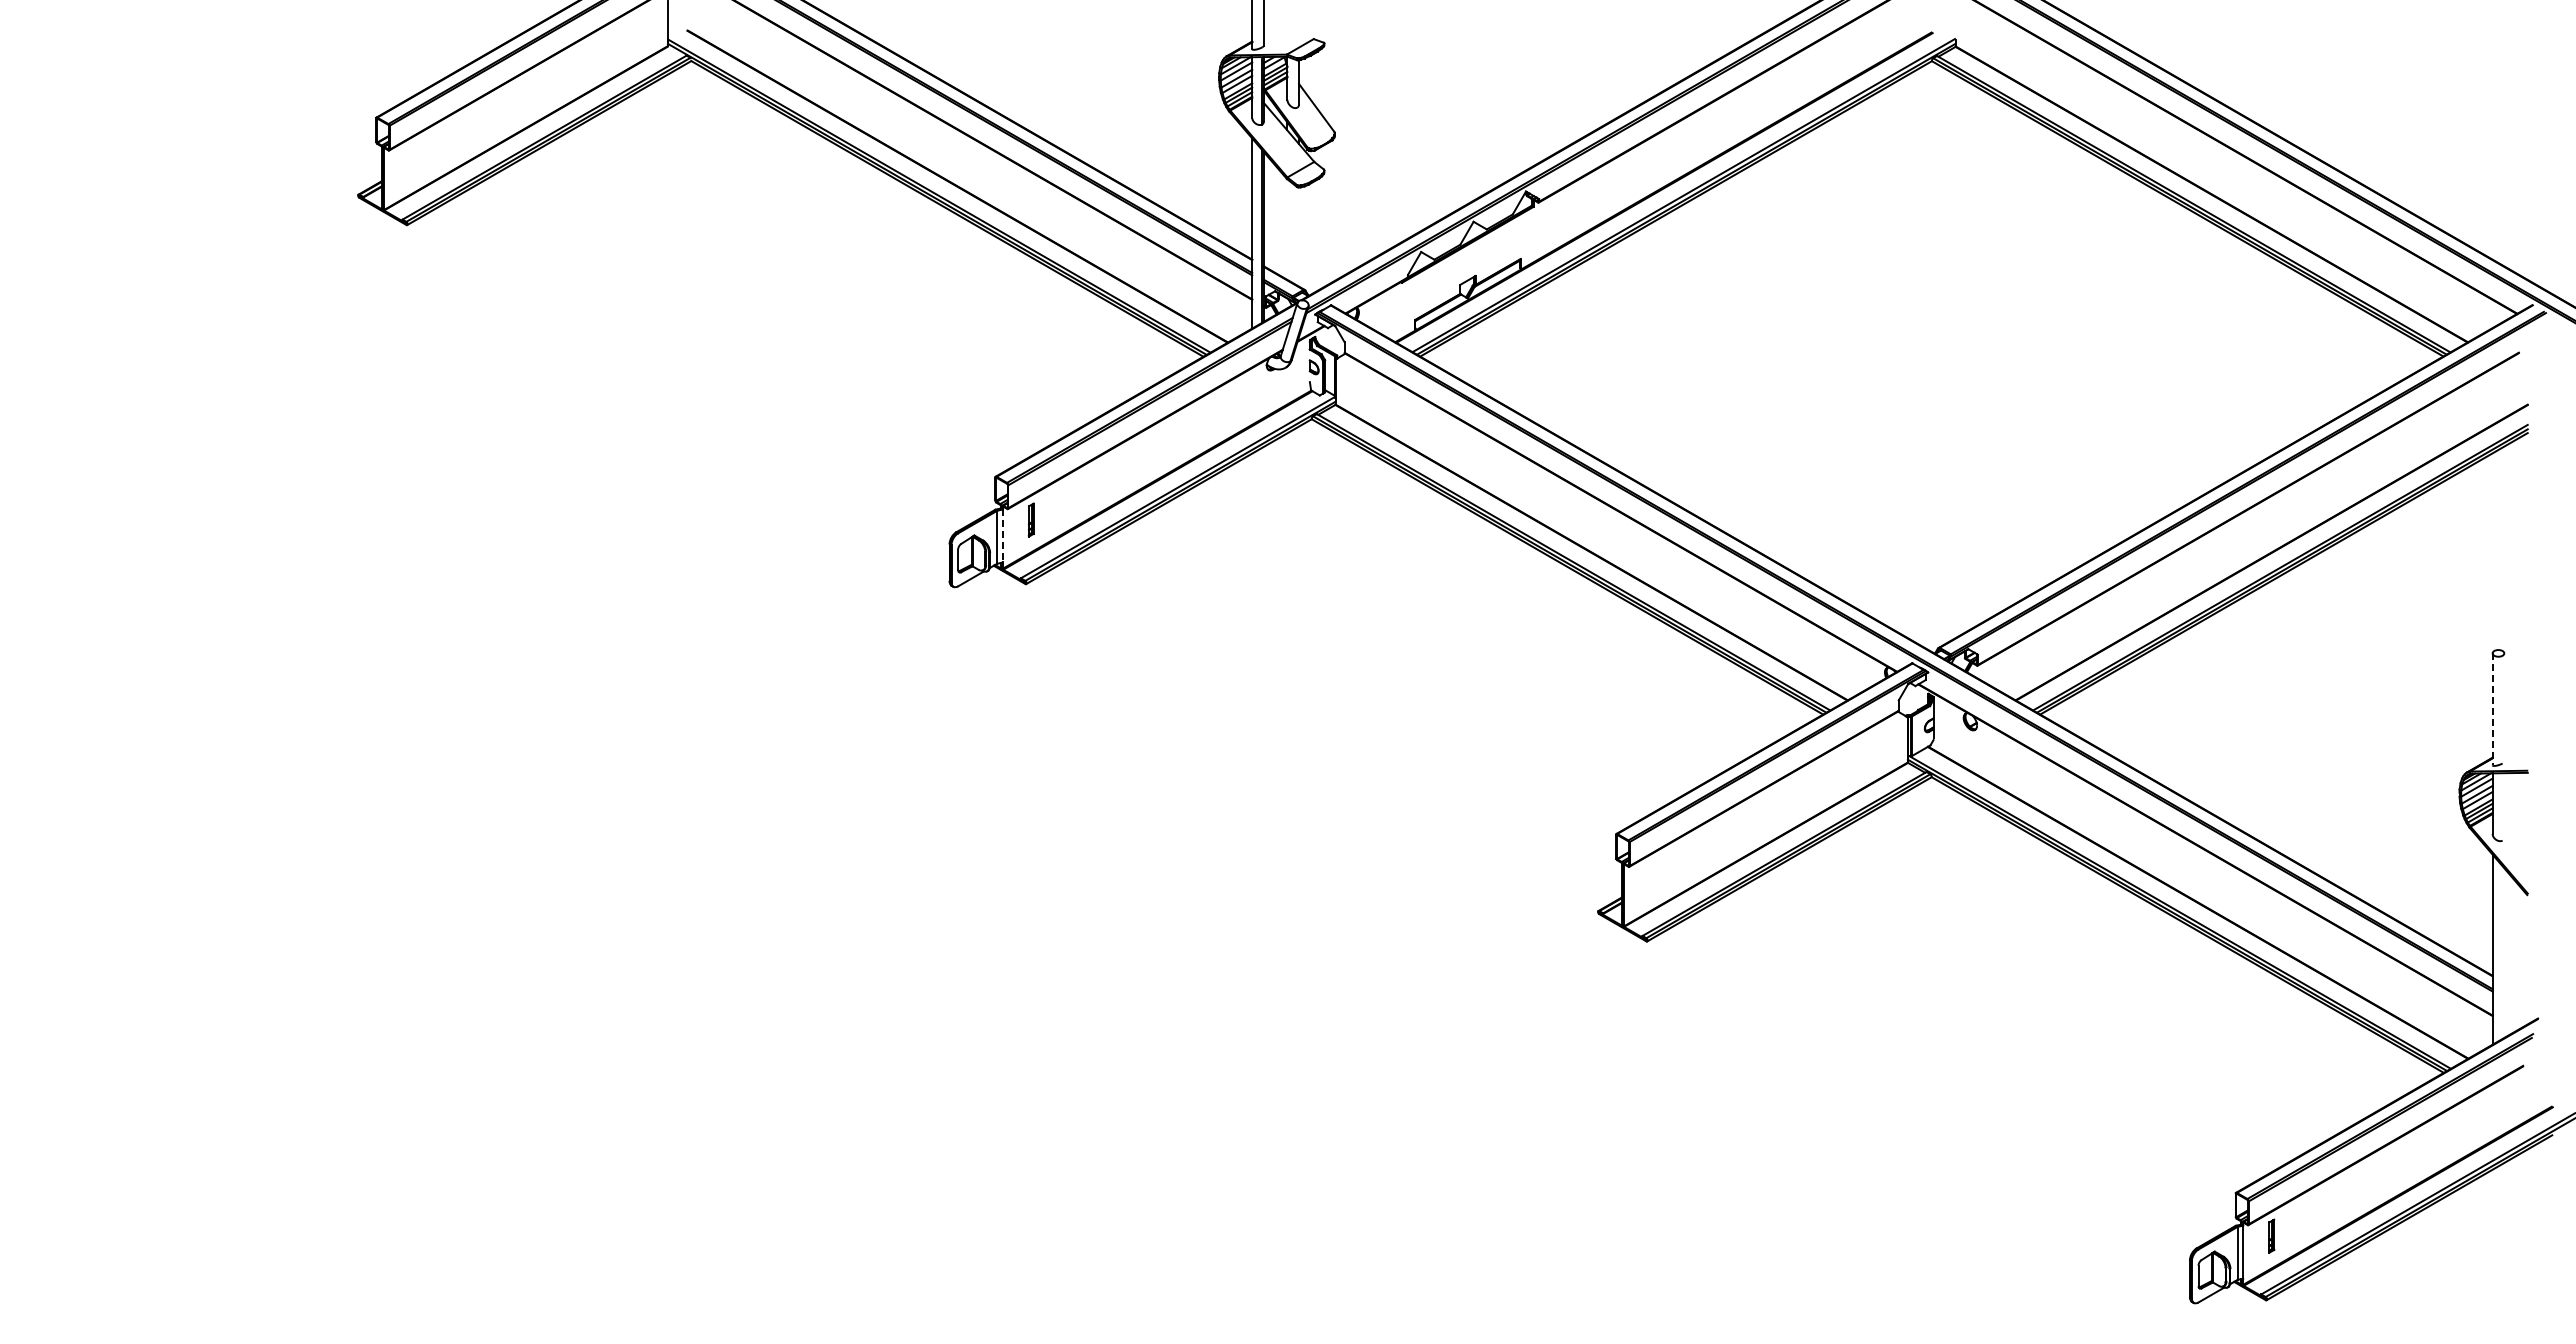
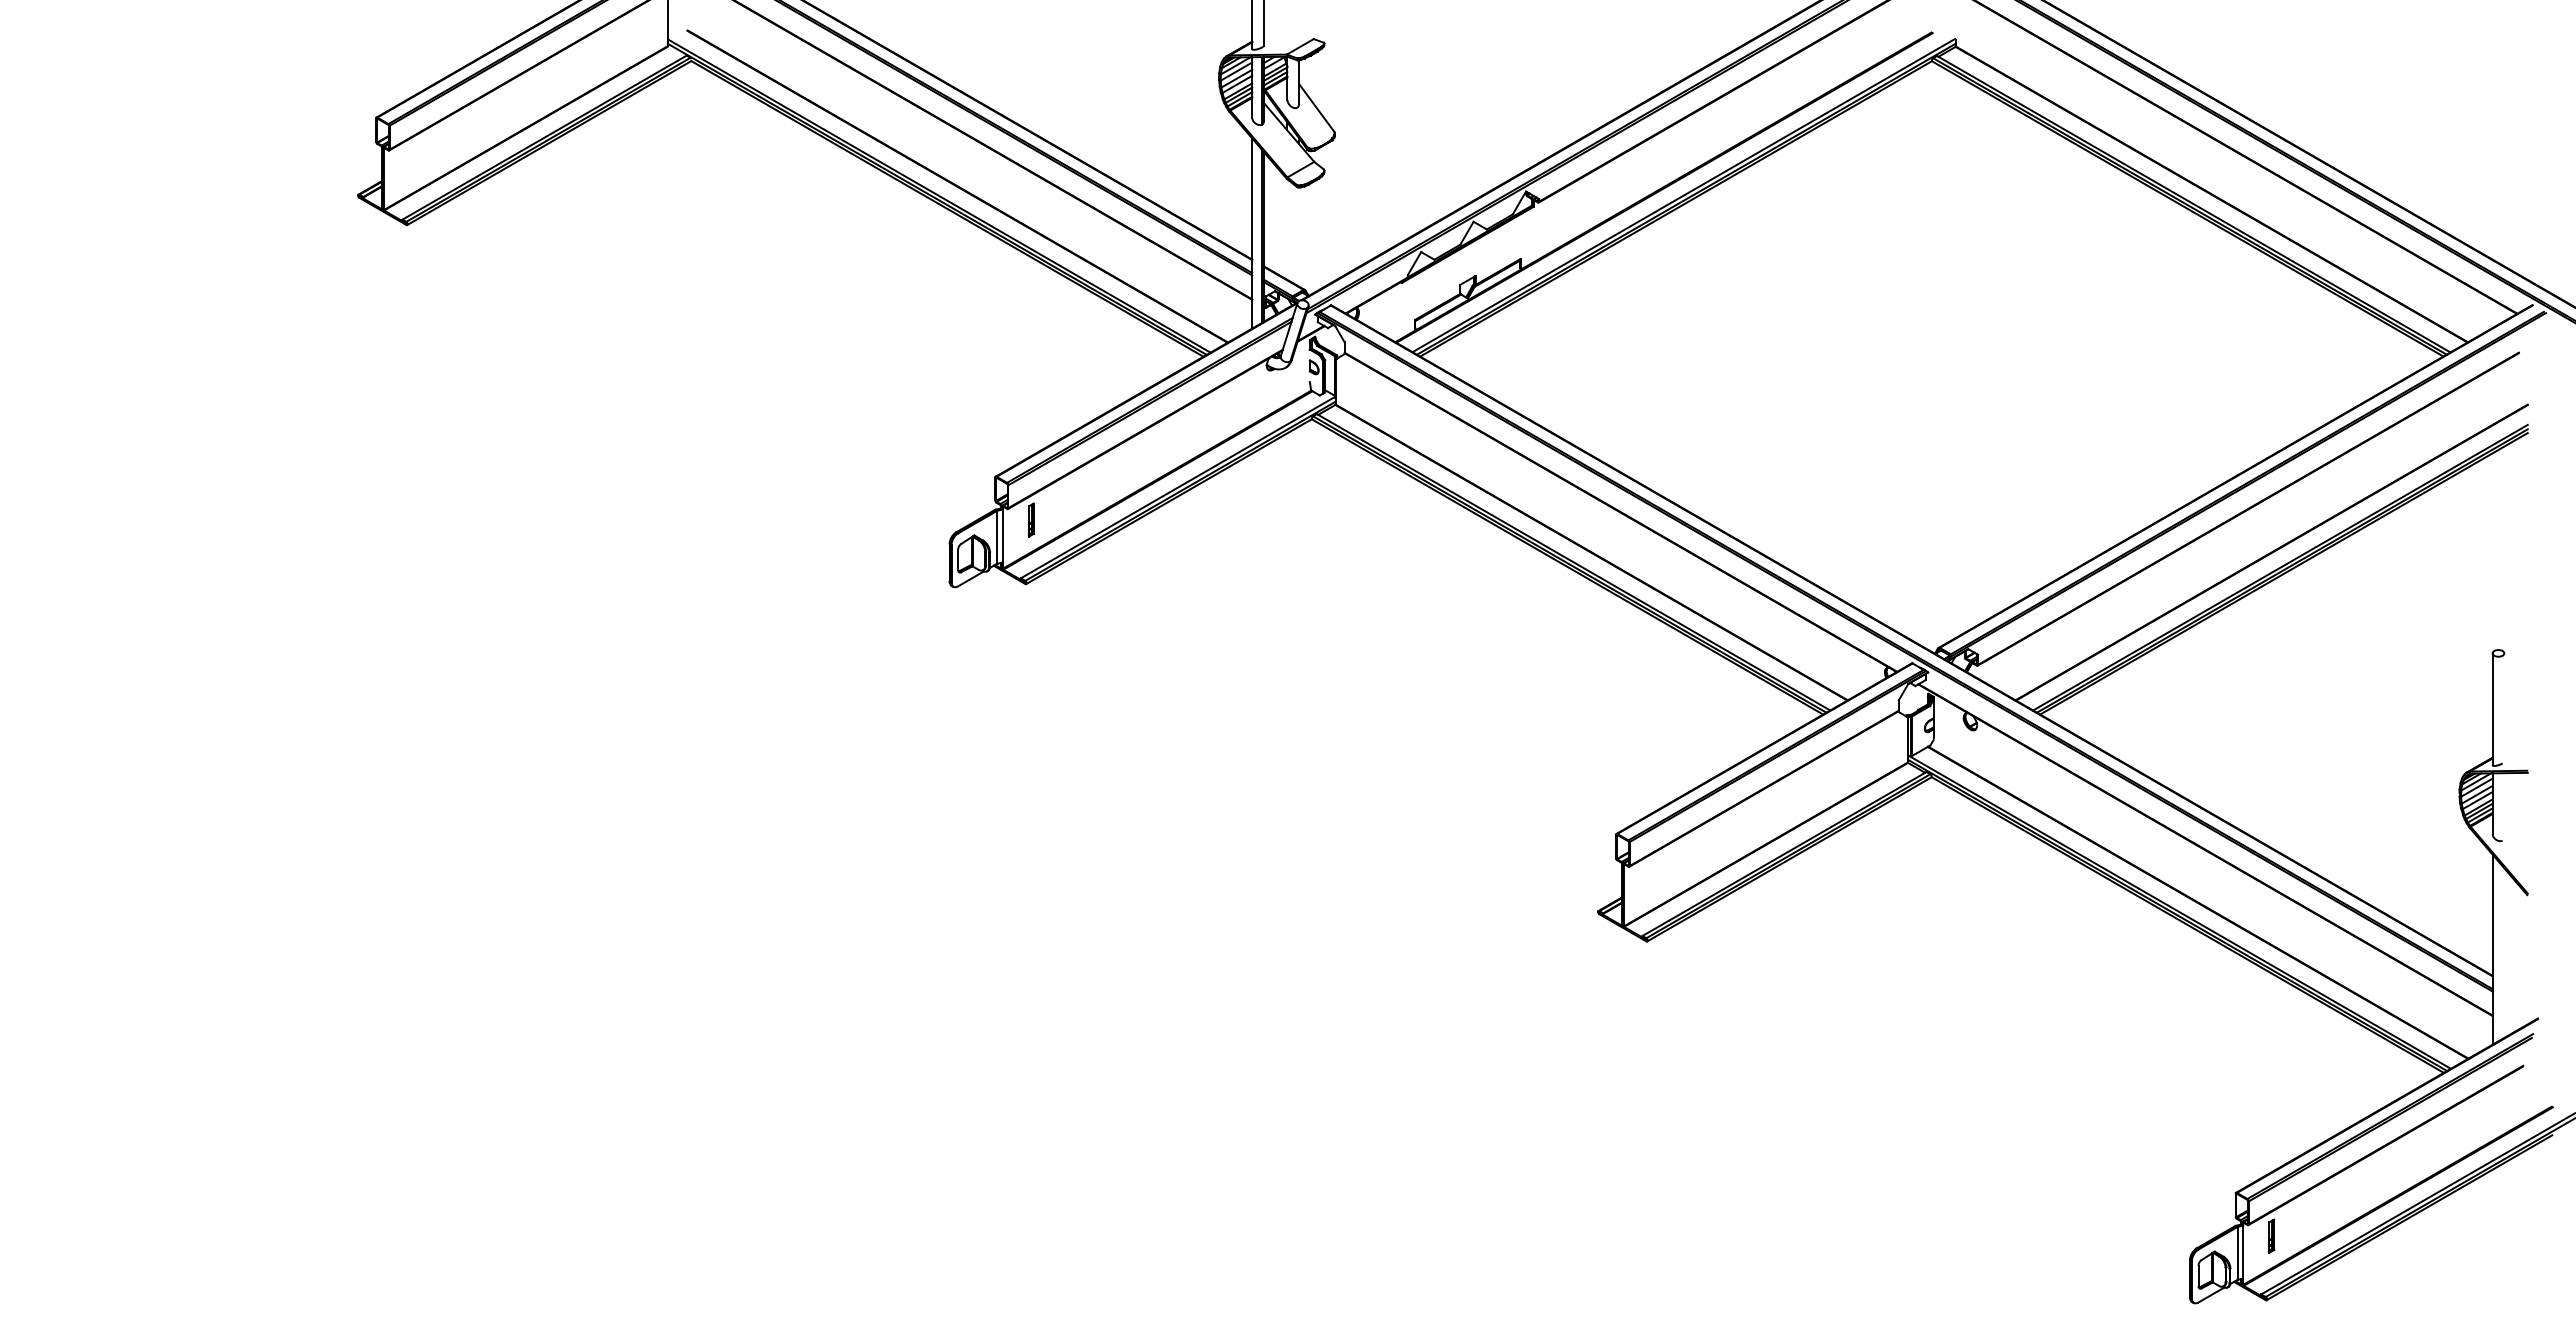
line: dashed -> solid (1002, 535)
line: dashed -> solid (2492, 709)
